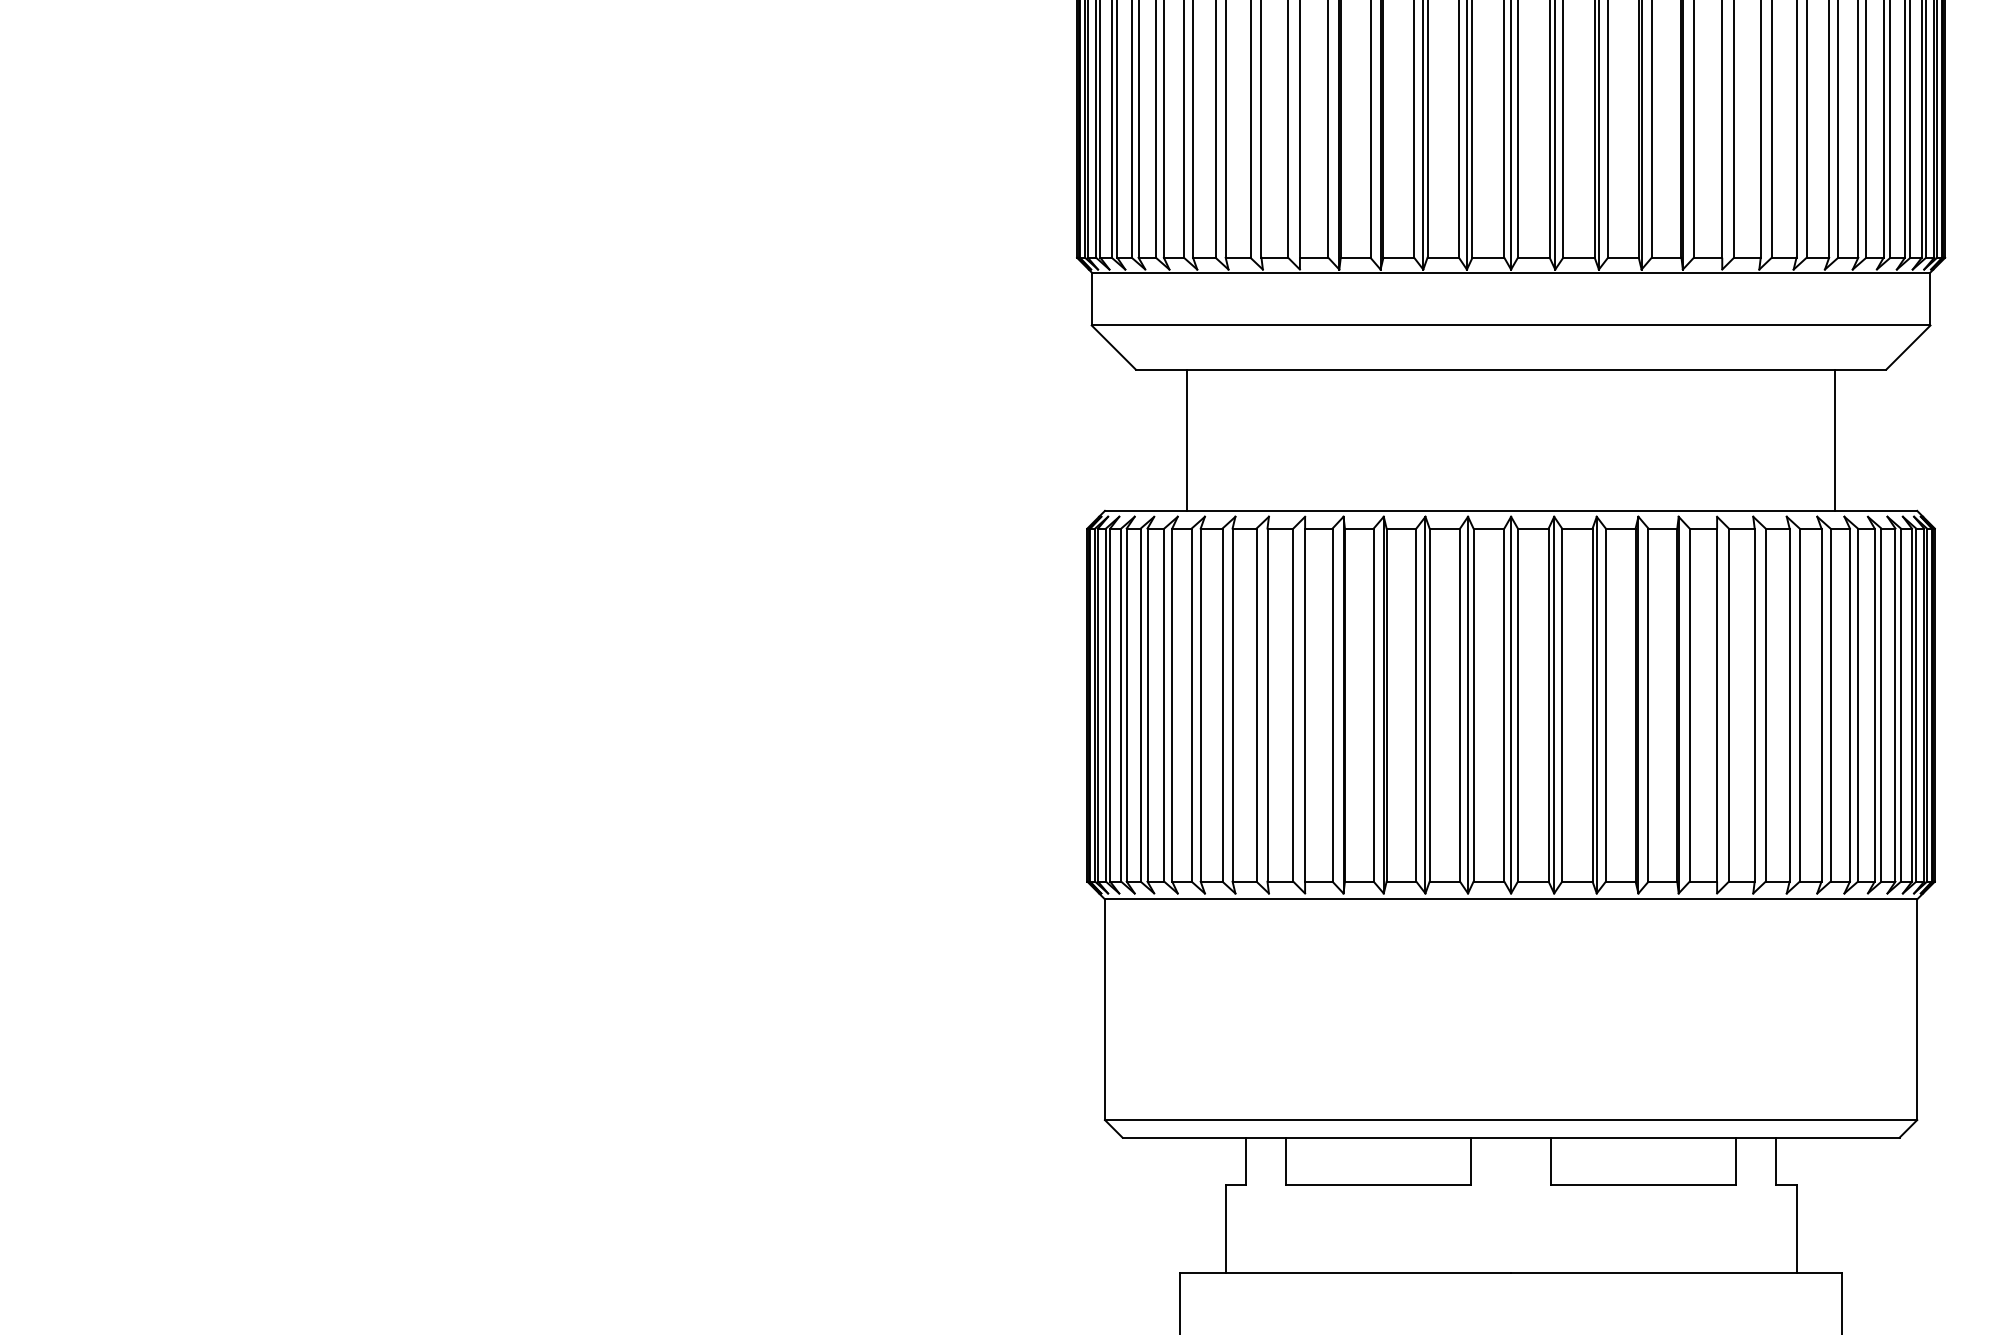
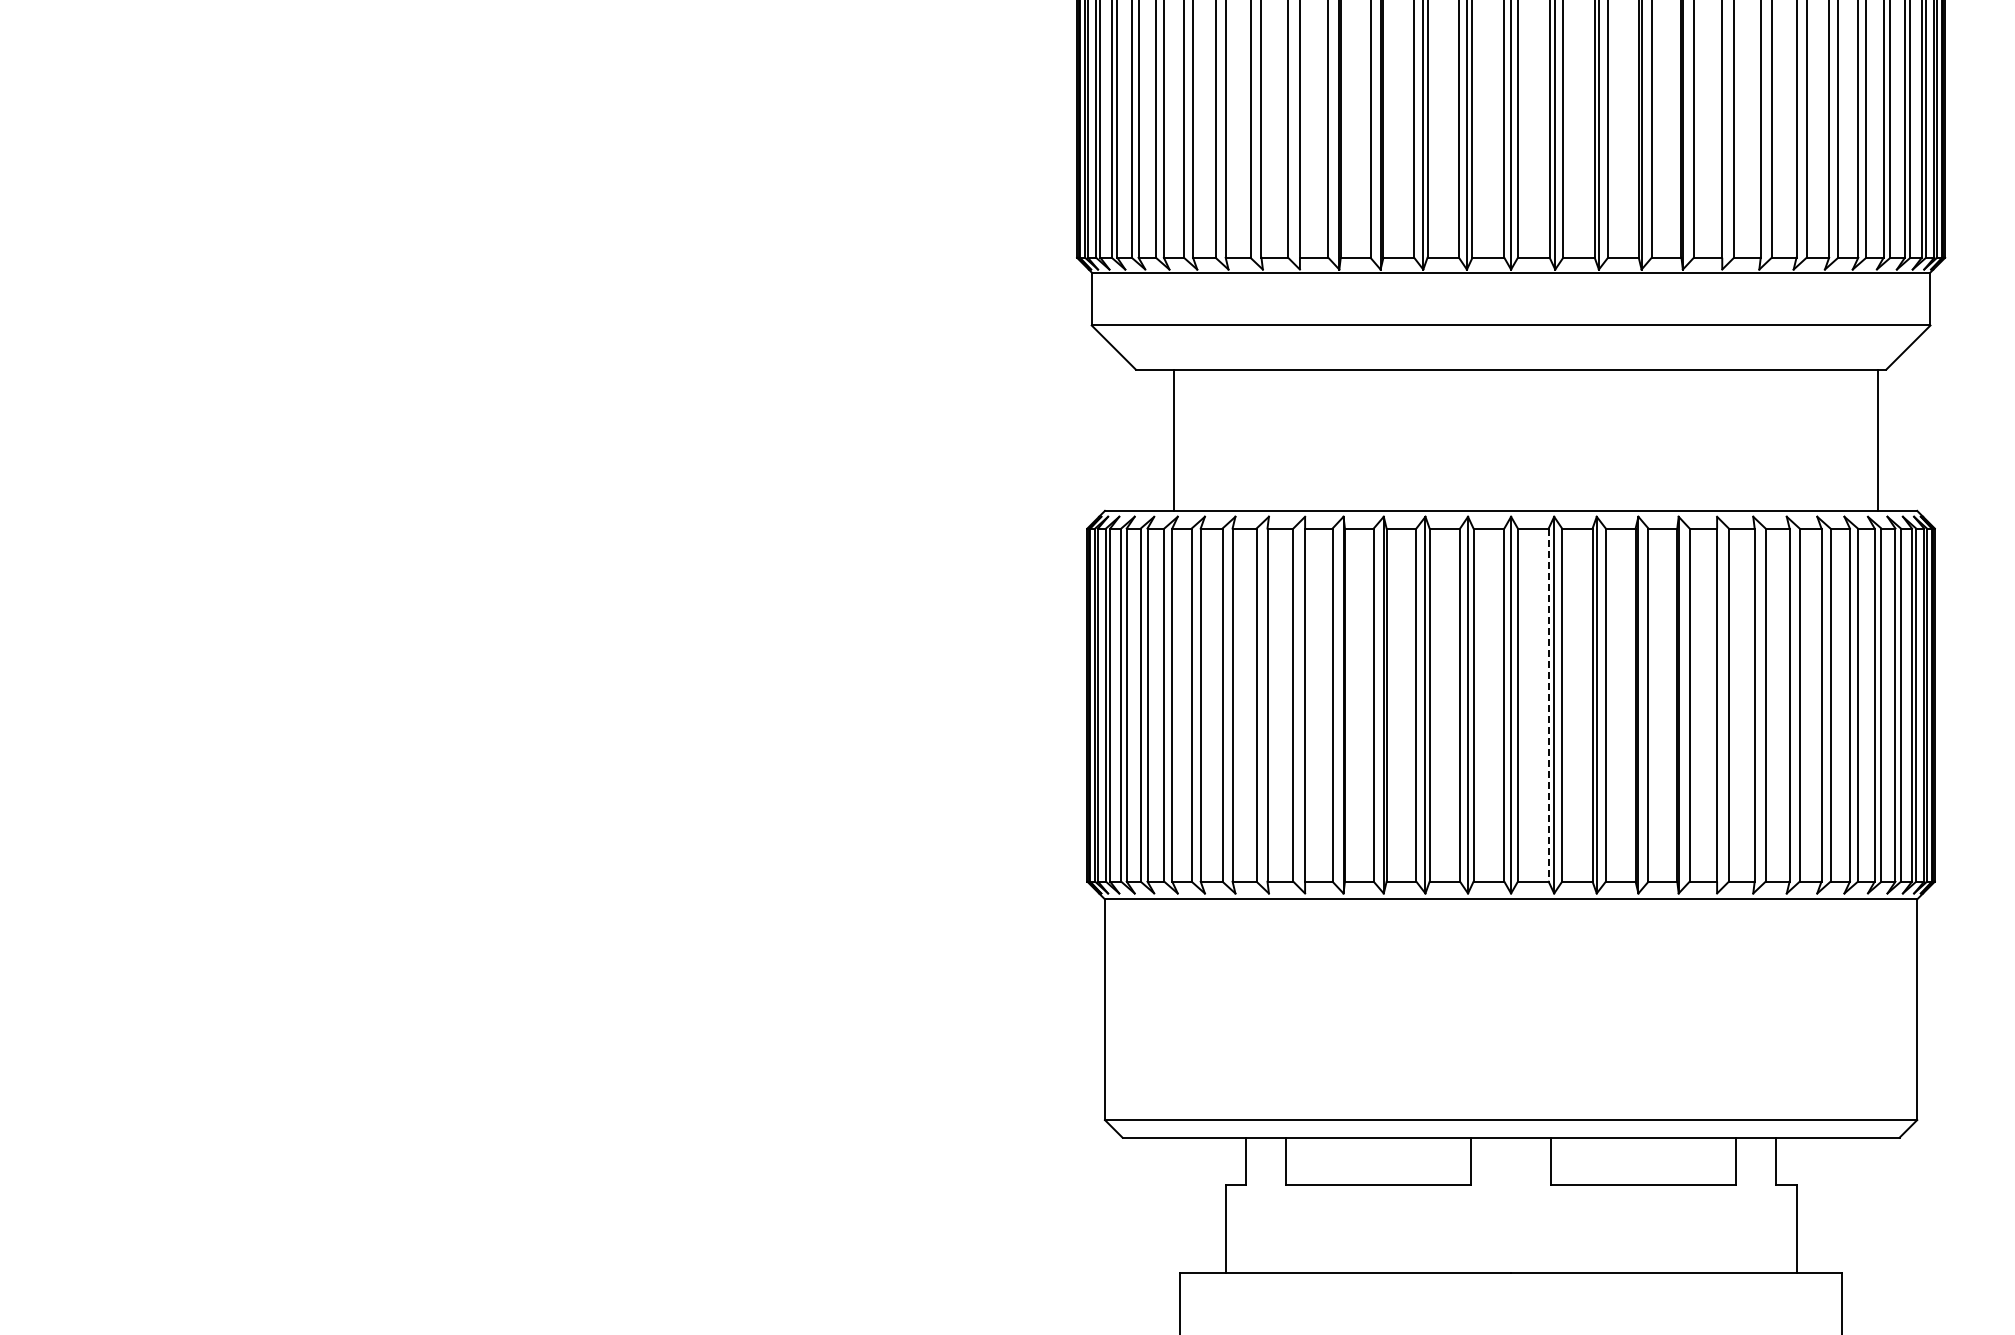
line position: (1187, 439) -> (1174, 439) (1174, 439)
line position: (1834, 439) -> (1877, 439) (1877, 439)
line: solid -> dashed (1548, 705)
